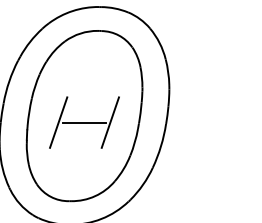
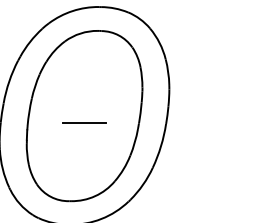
line: present -> none (58, 122)
line: present -> none (110, 122)
